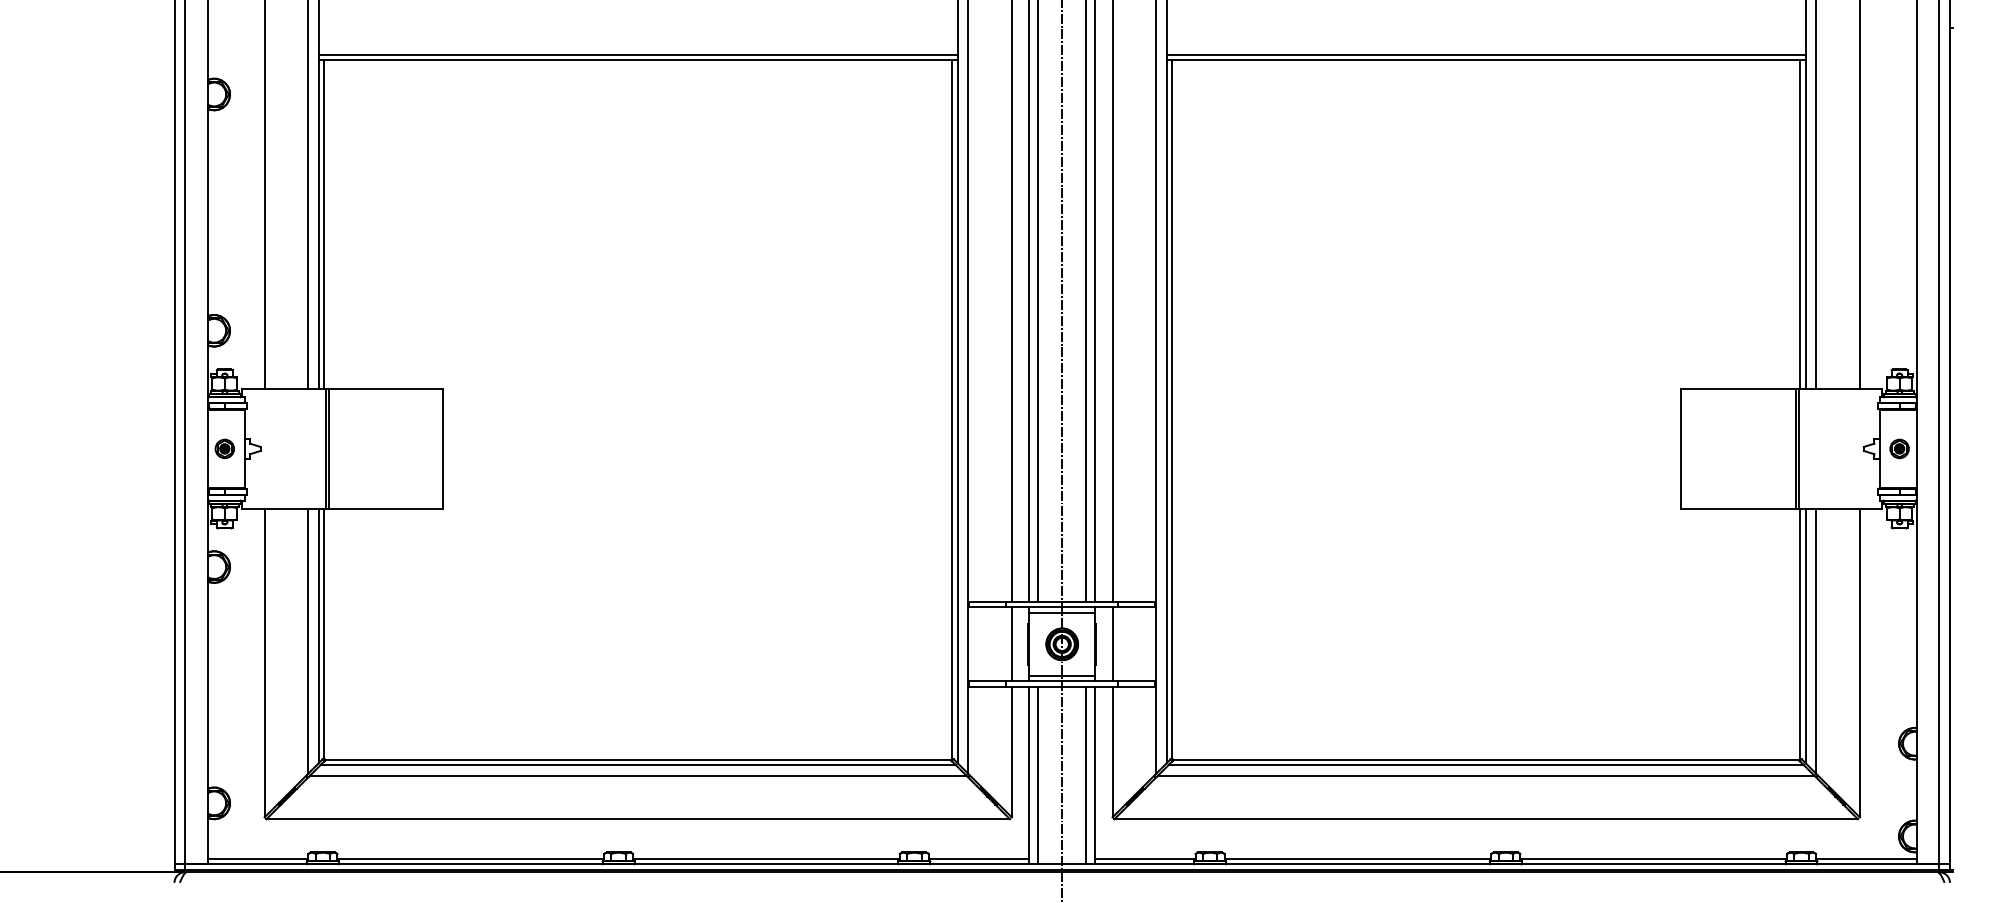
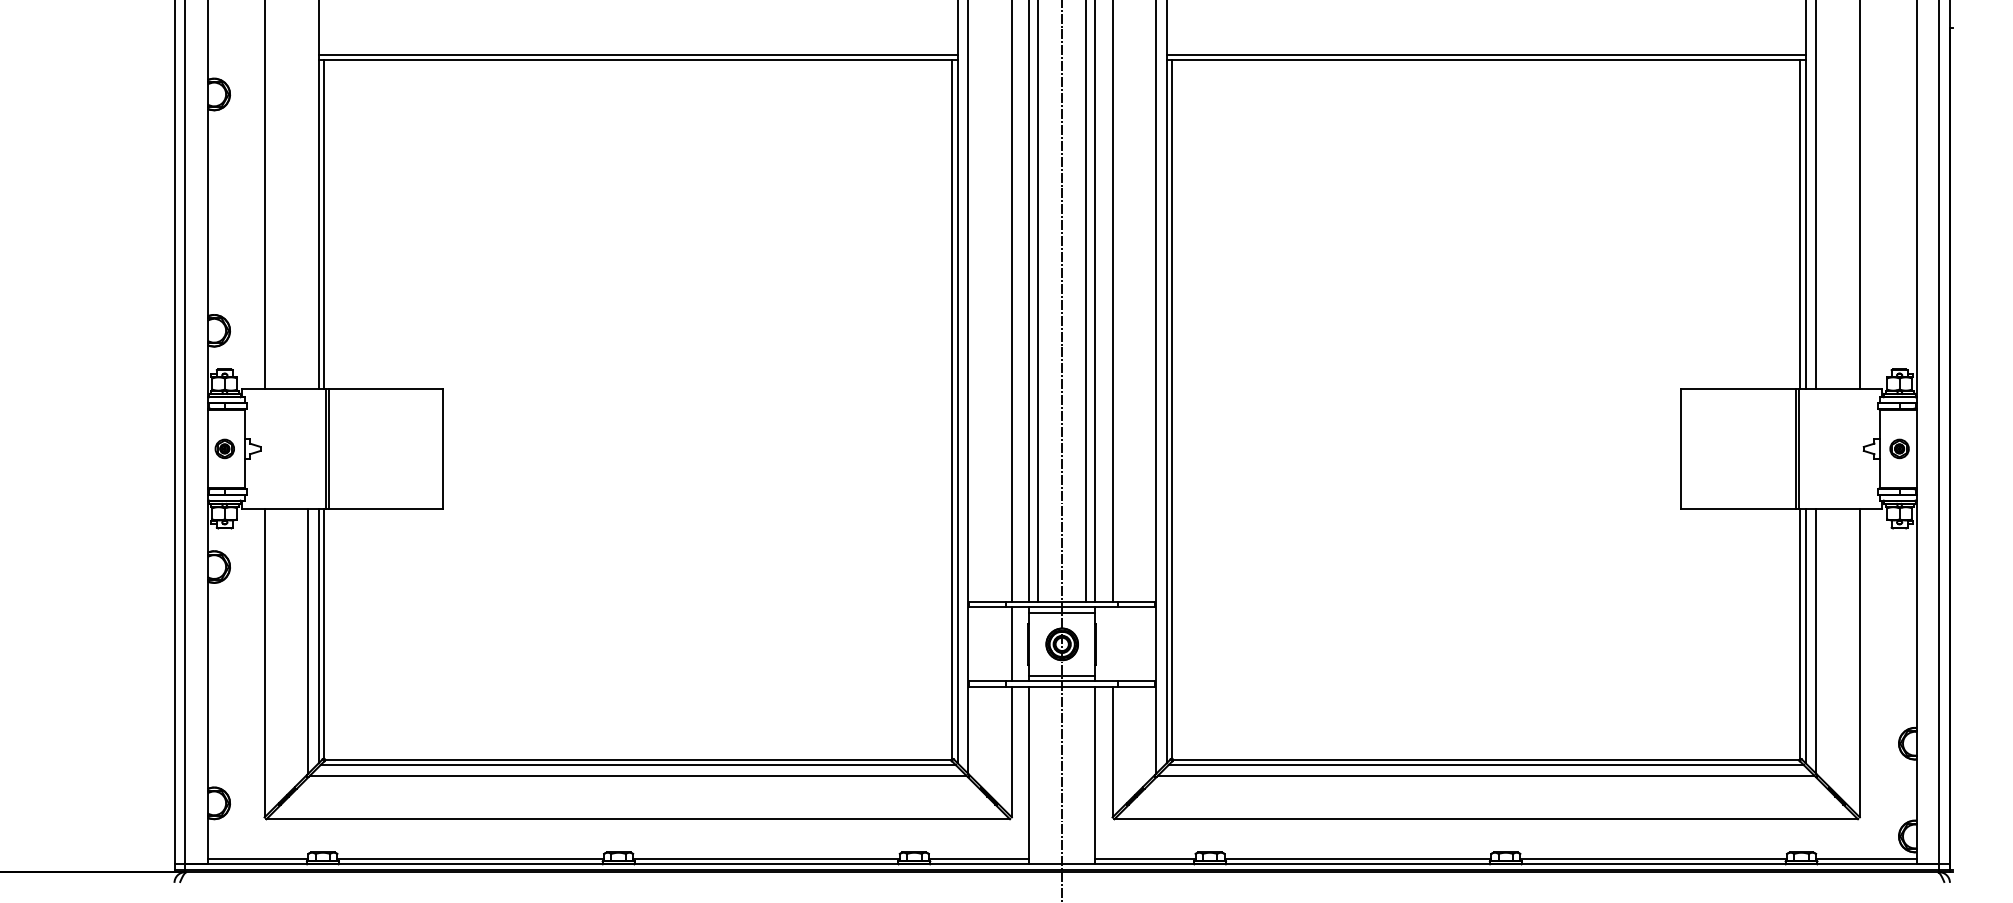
line: present -> none (308, 195)
line: present -> none (1112, 644)
line: present -> none (1038, 775)
line: present -> none (1086, 775)
